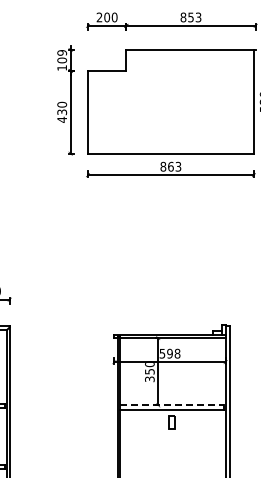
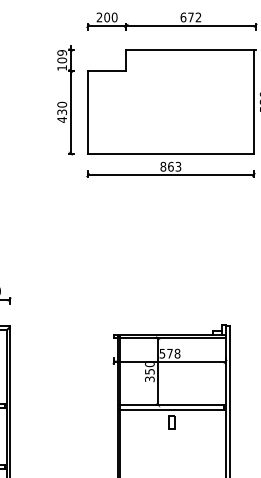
text: 853 -> 672 (190, 17)
text: 598 -> 578 (169, 353)
line: dashed -> solid (172, 405)
